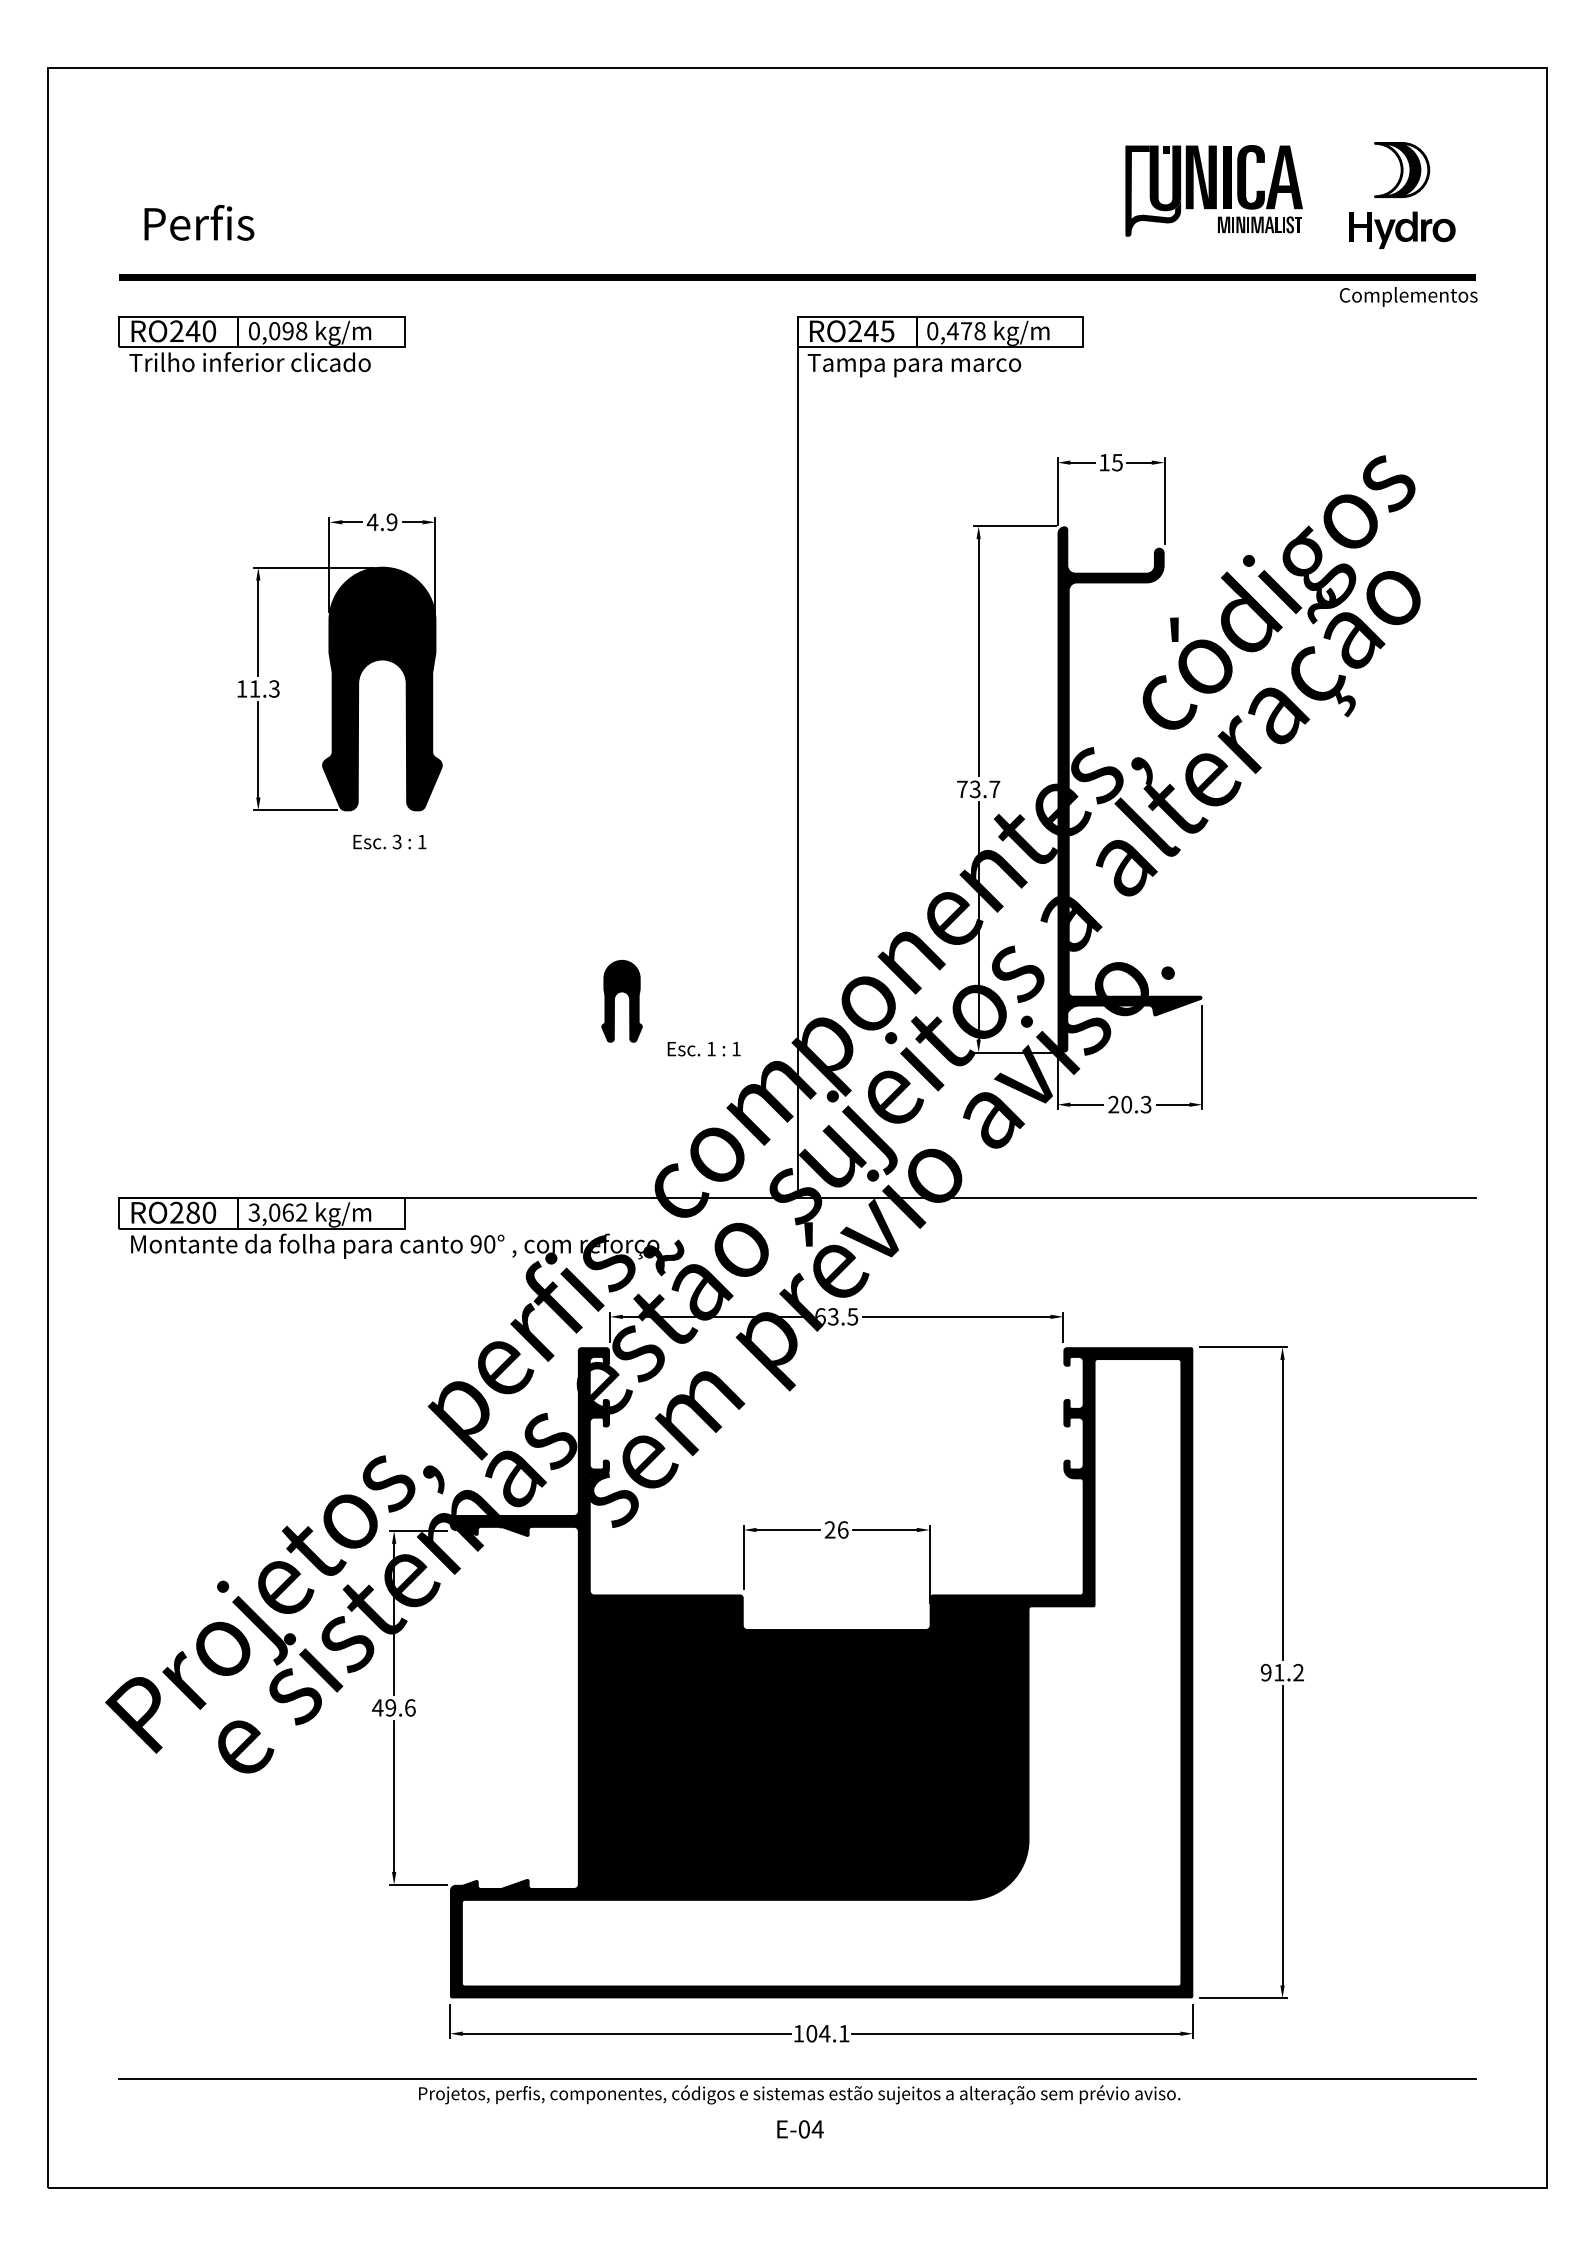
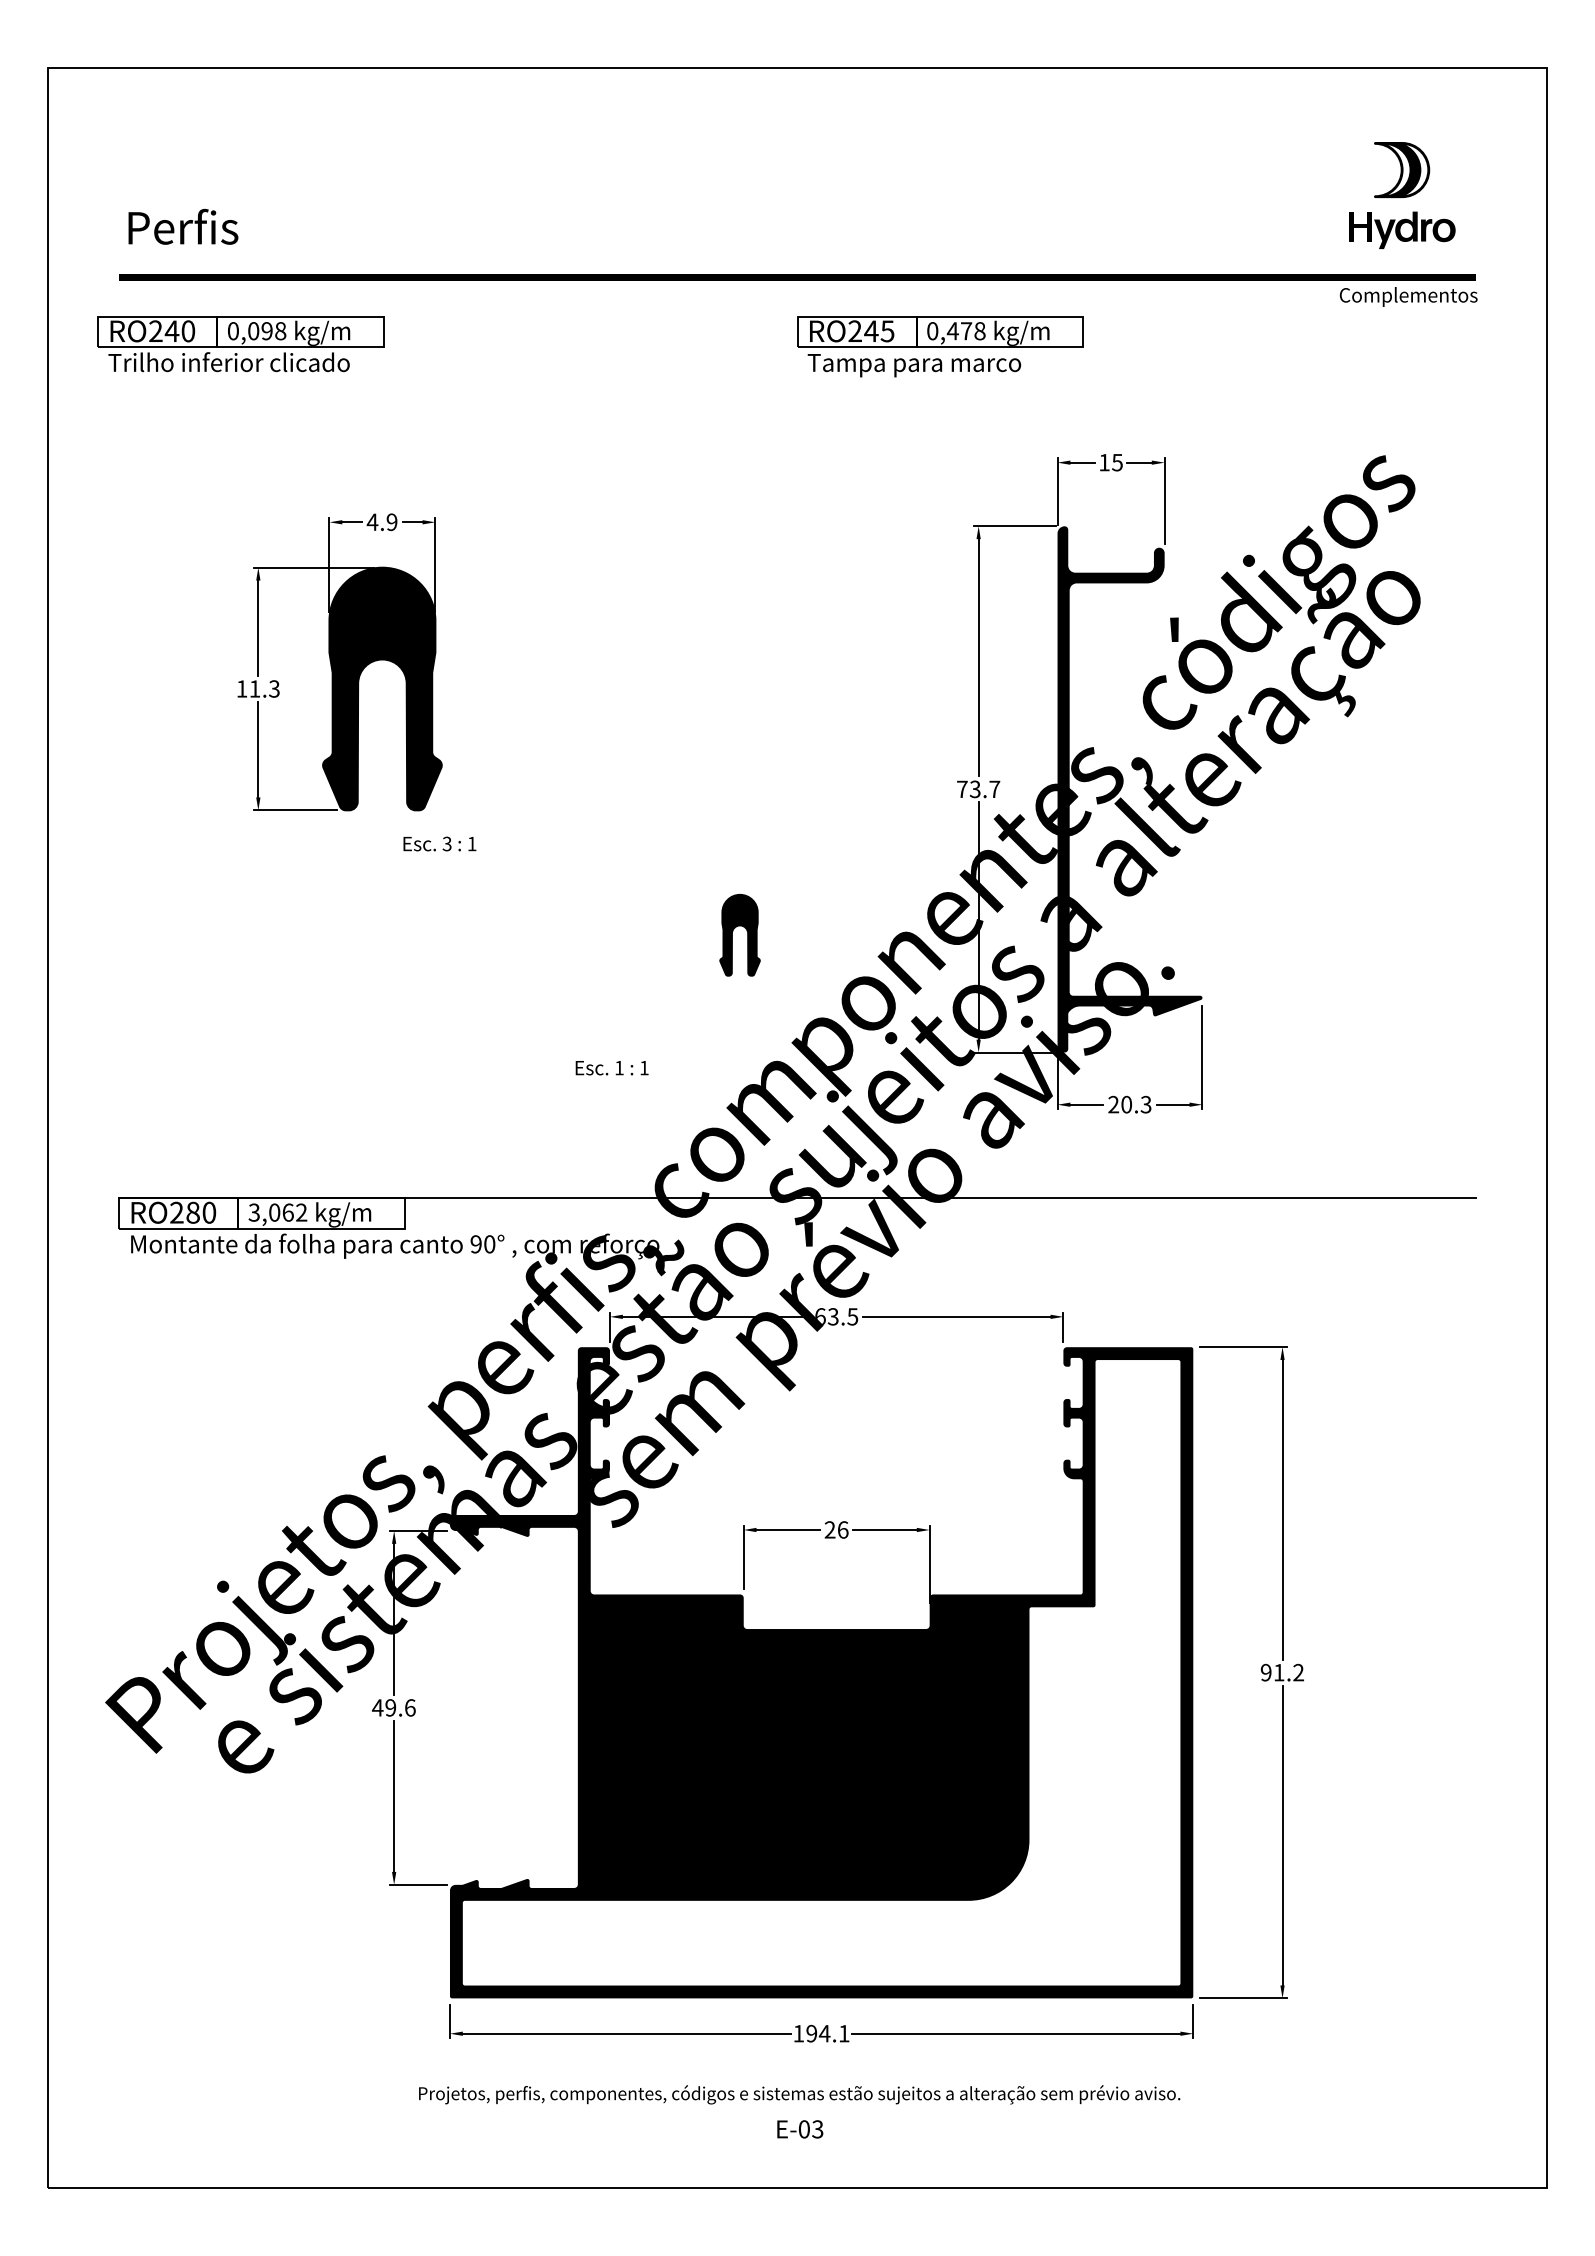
part: present -> none (1213, 190)
text position: (199, 222) -> (183, 226) (183, 226)
part position: (261, 344) -> (240, 344) (240, 344)
line: present -> none (797, 756)
text position: (389, 841) -> (439, 843) (439, 843)
part position: (614, 1001) -> (732, 935) (732, 935)
text position: (703, 1049) -> (611, 1068) (611, 1068)
text: 104.1 -> 194.1 (811, 2033)
line: present -> none (797, 2079)
text: E-04 -> E-03 (817, 2129)
